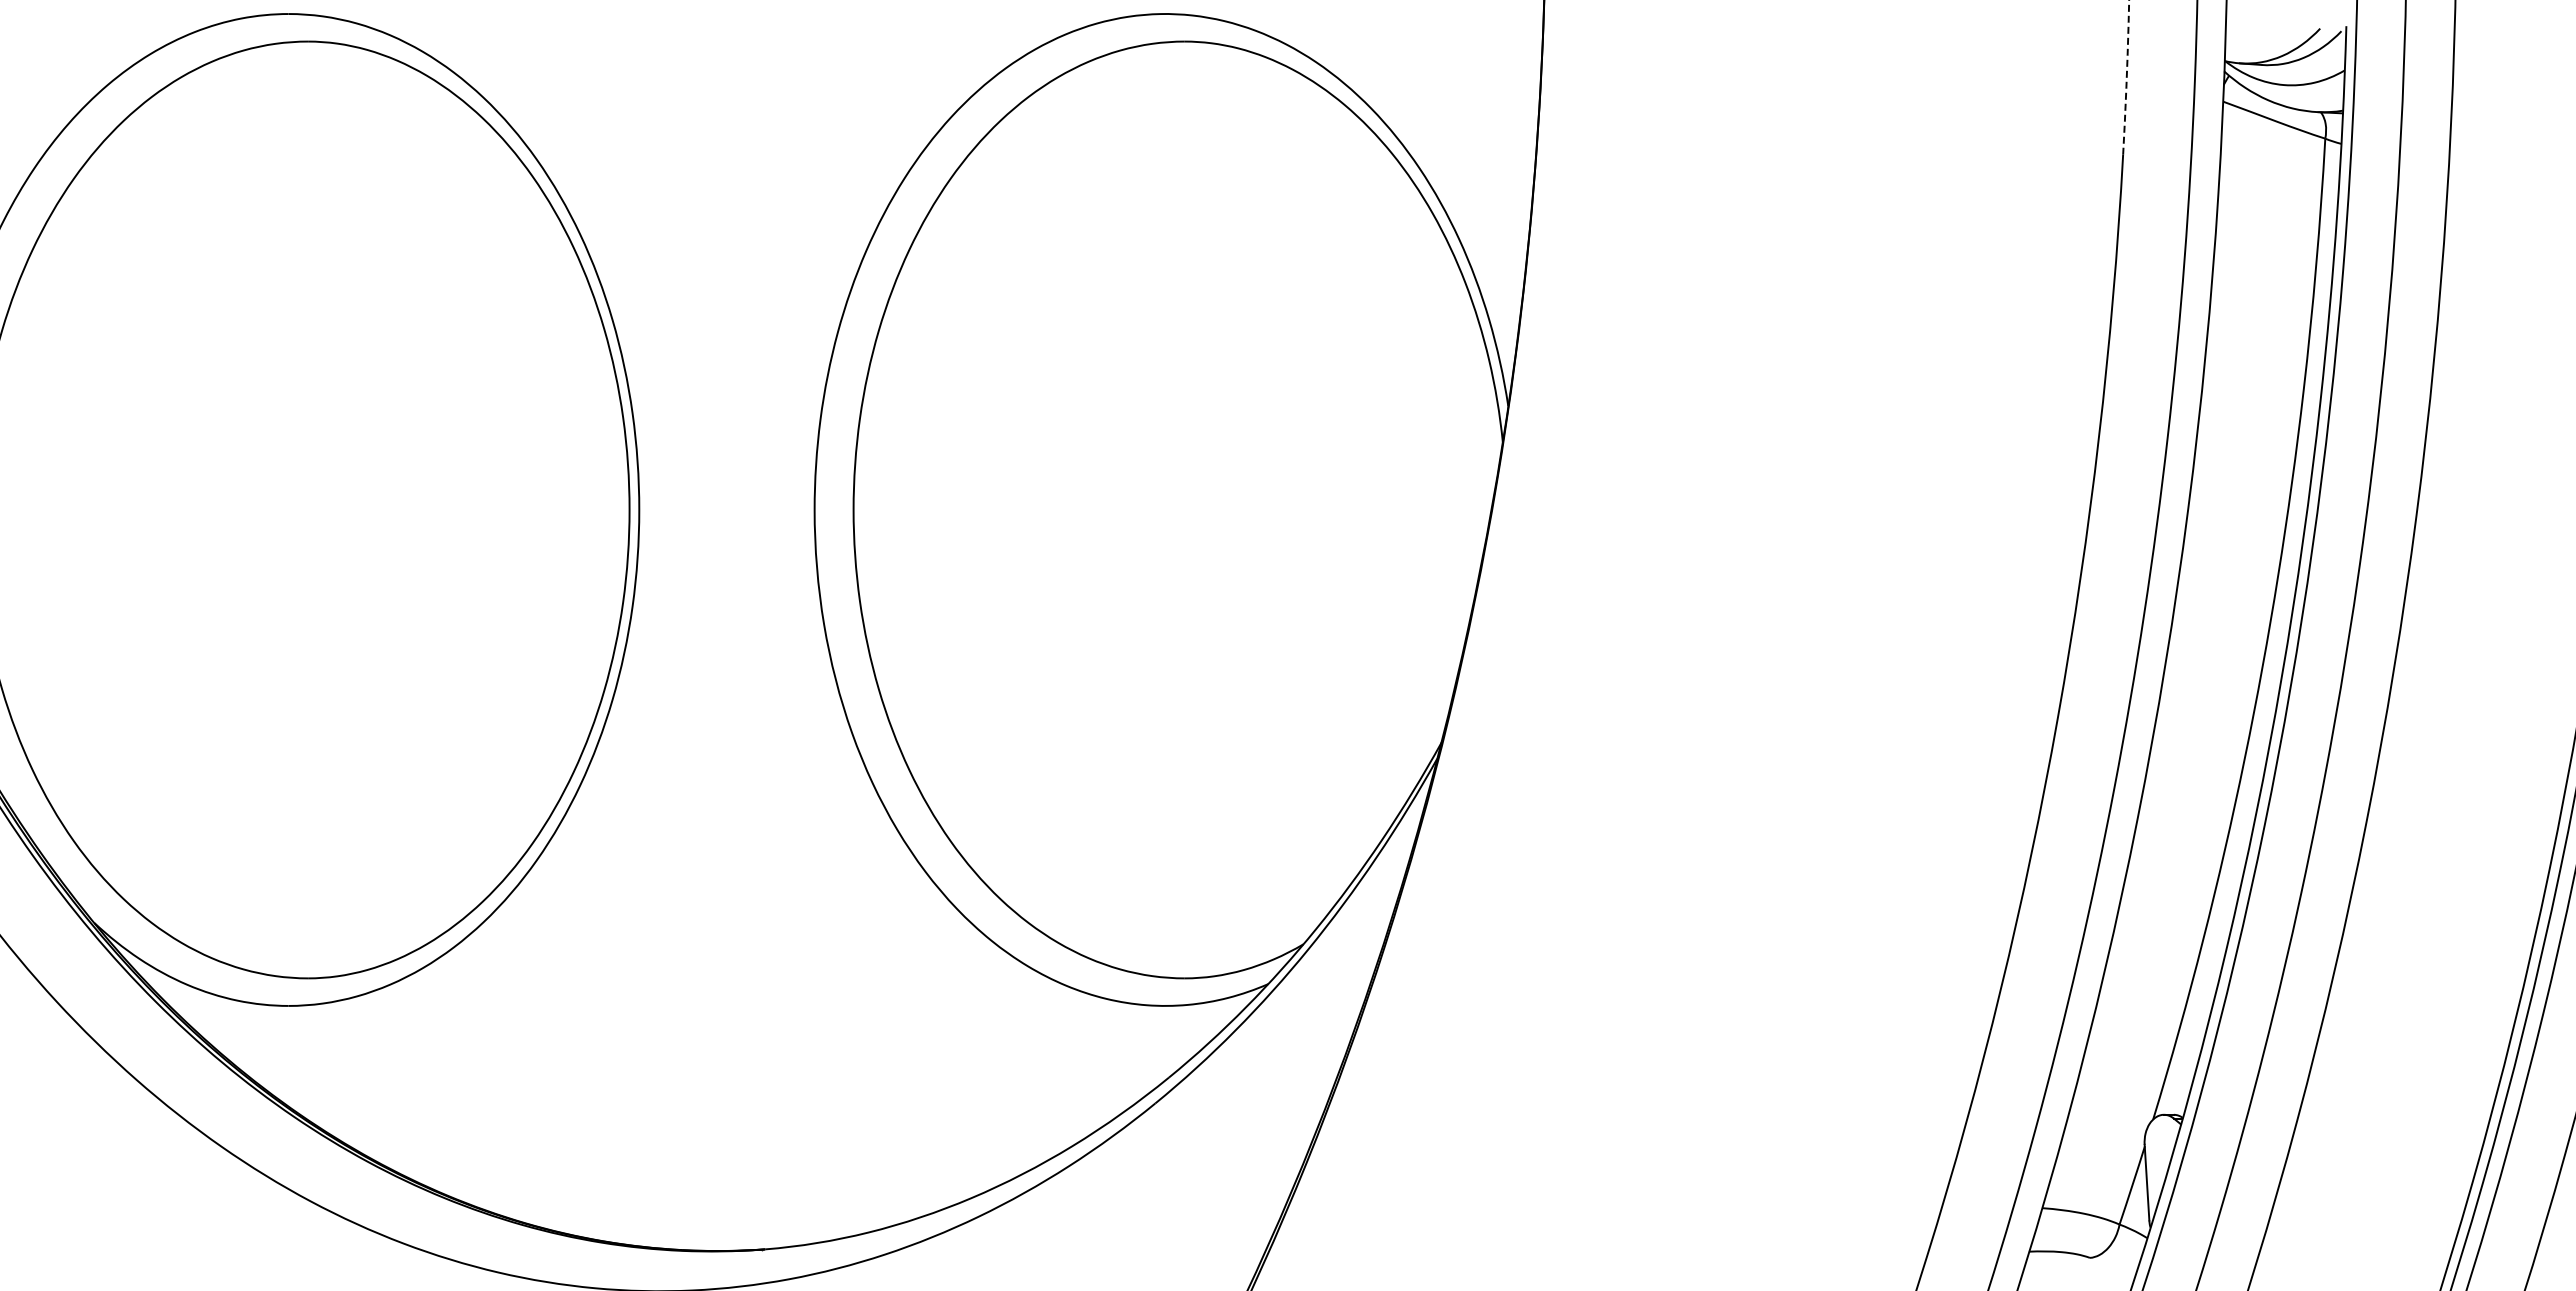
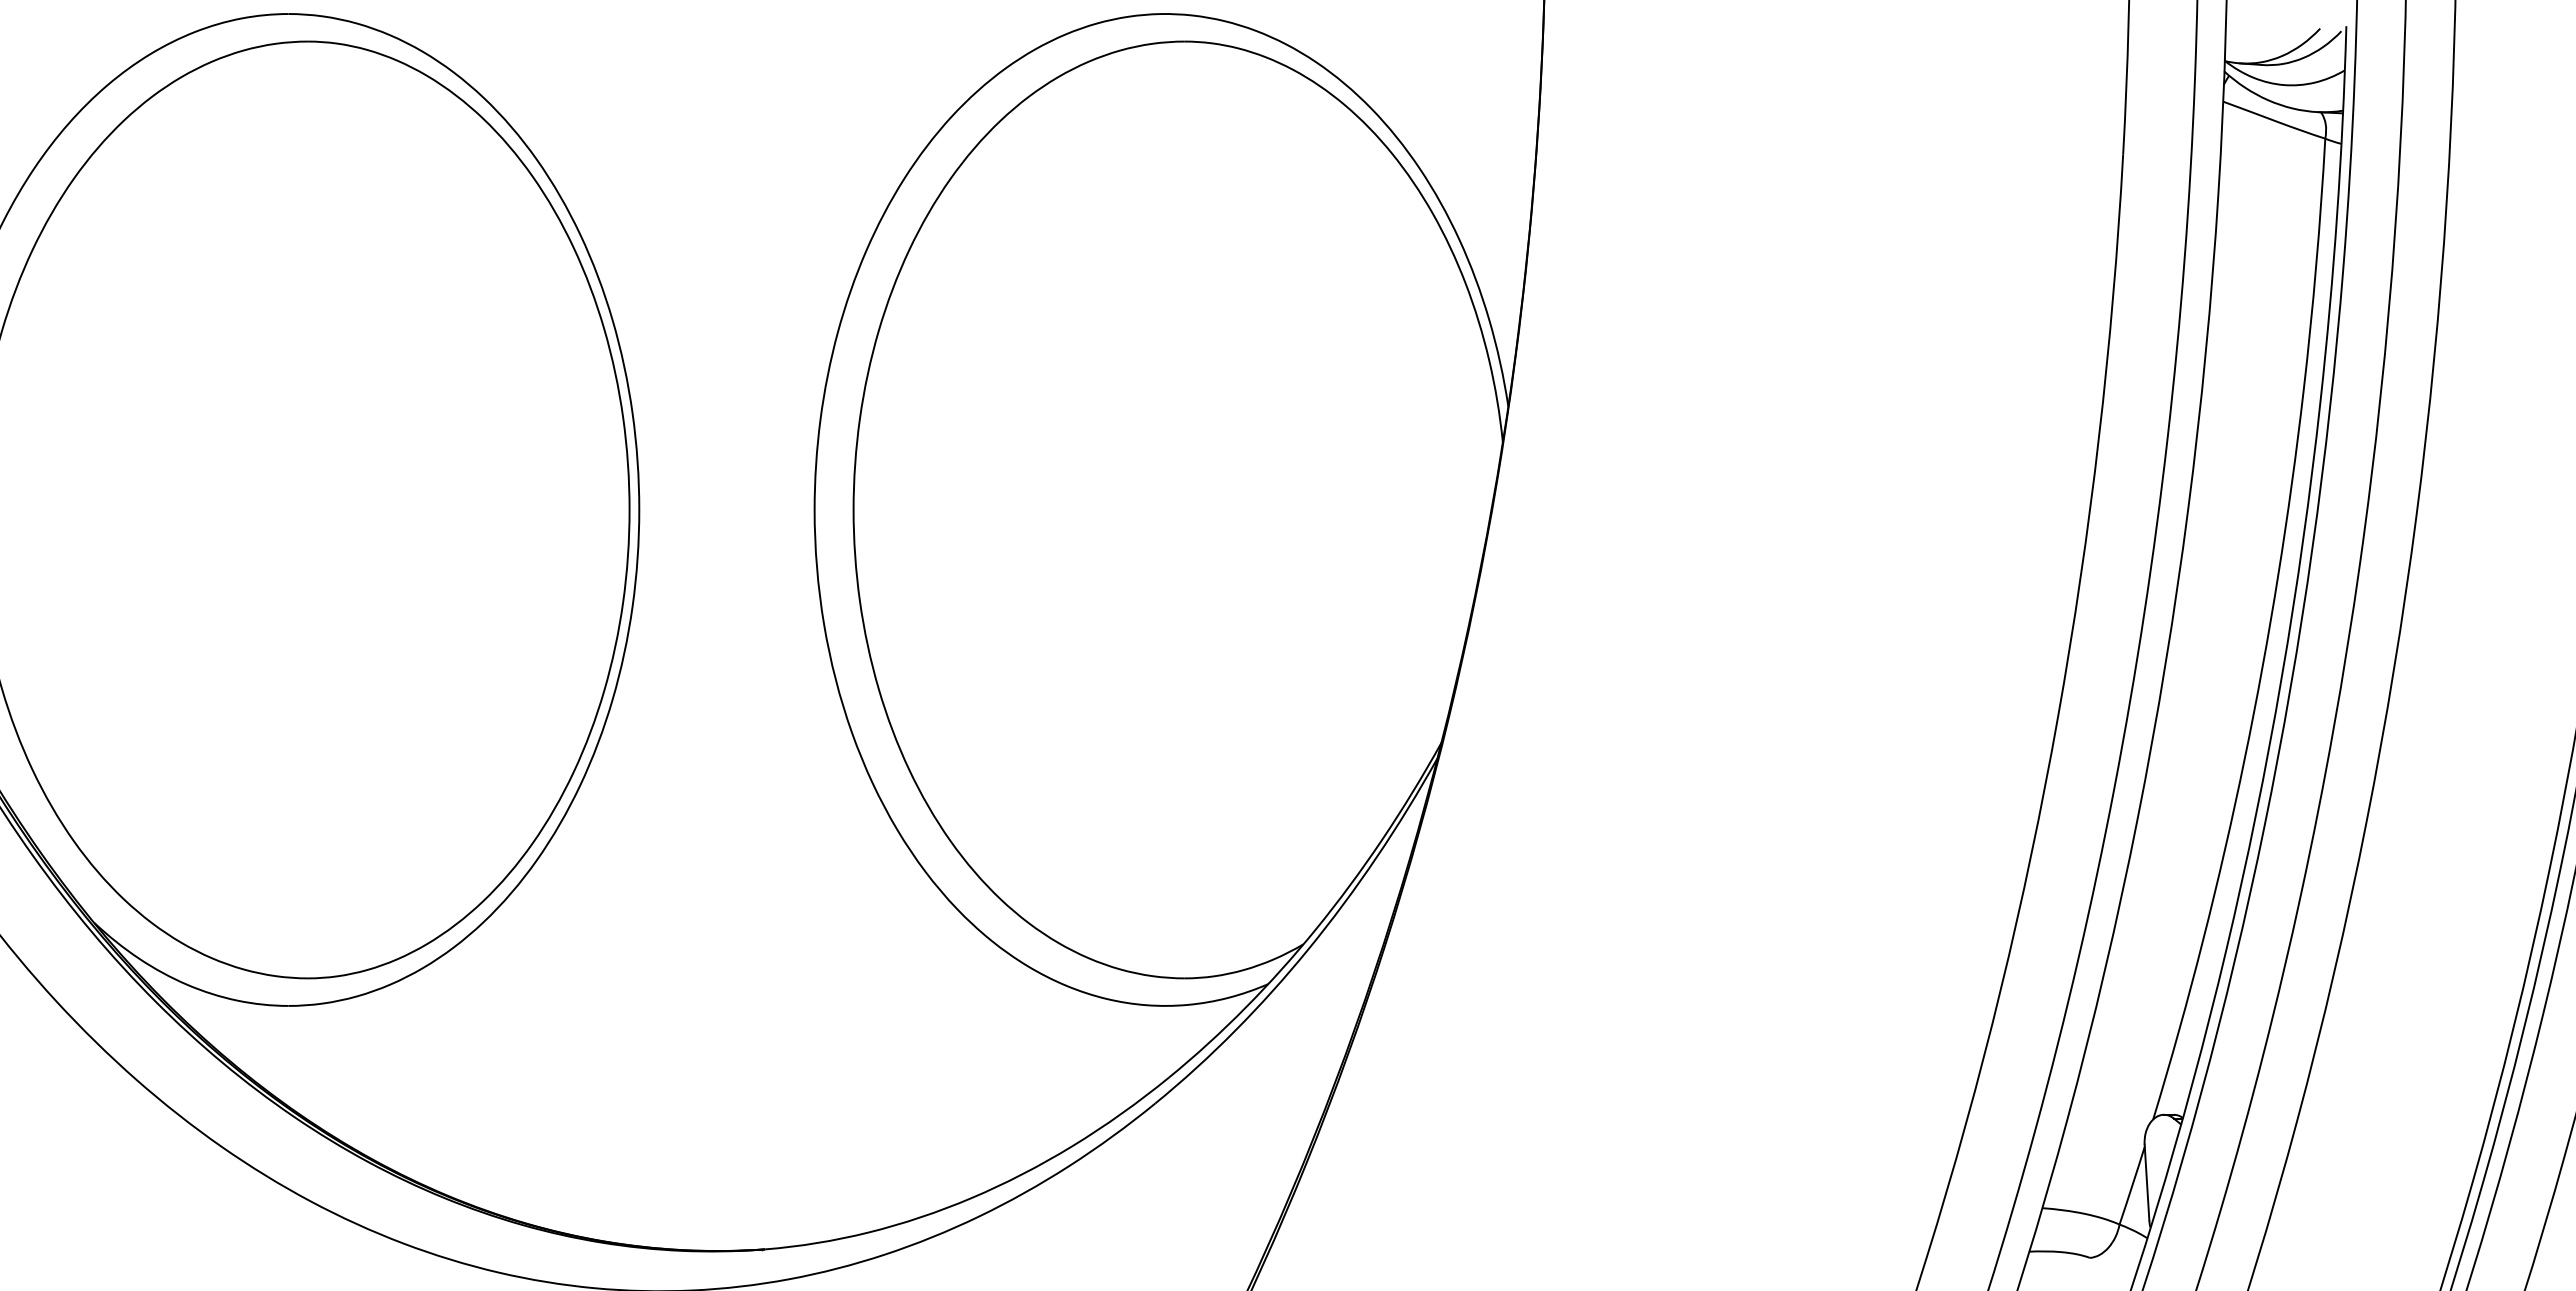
arc: dashed -> solid (2126, 77)
